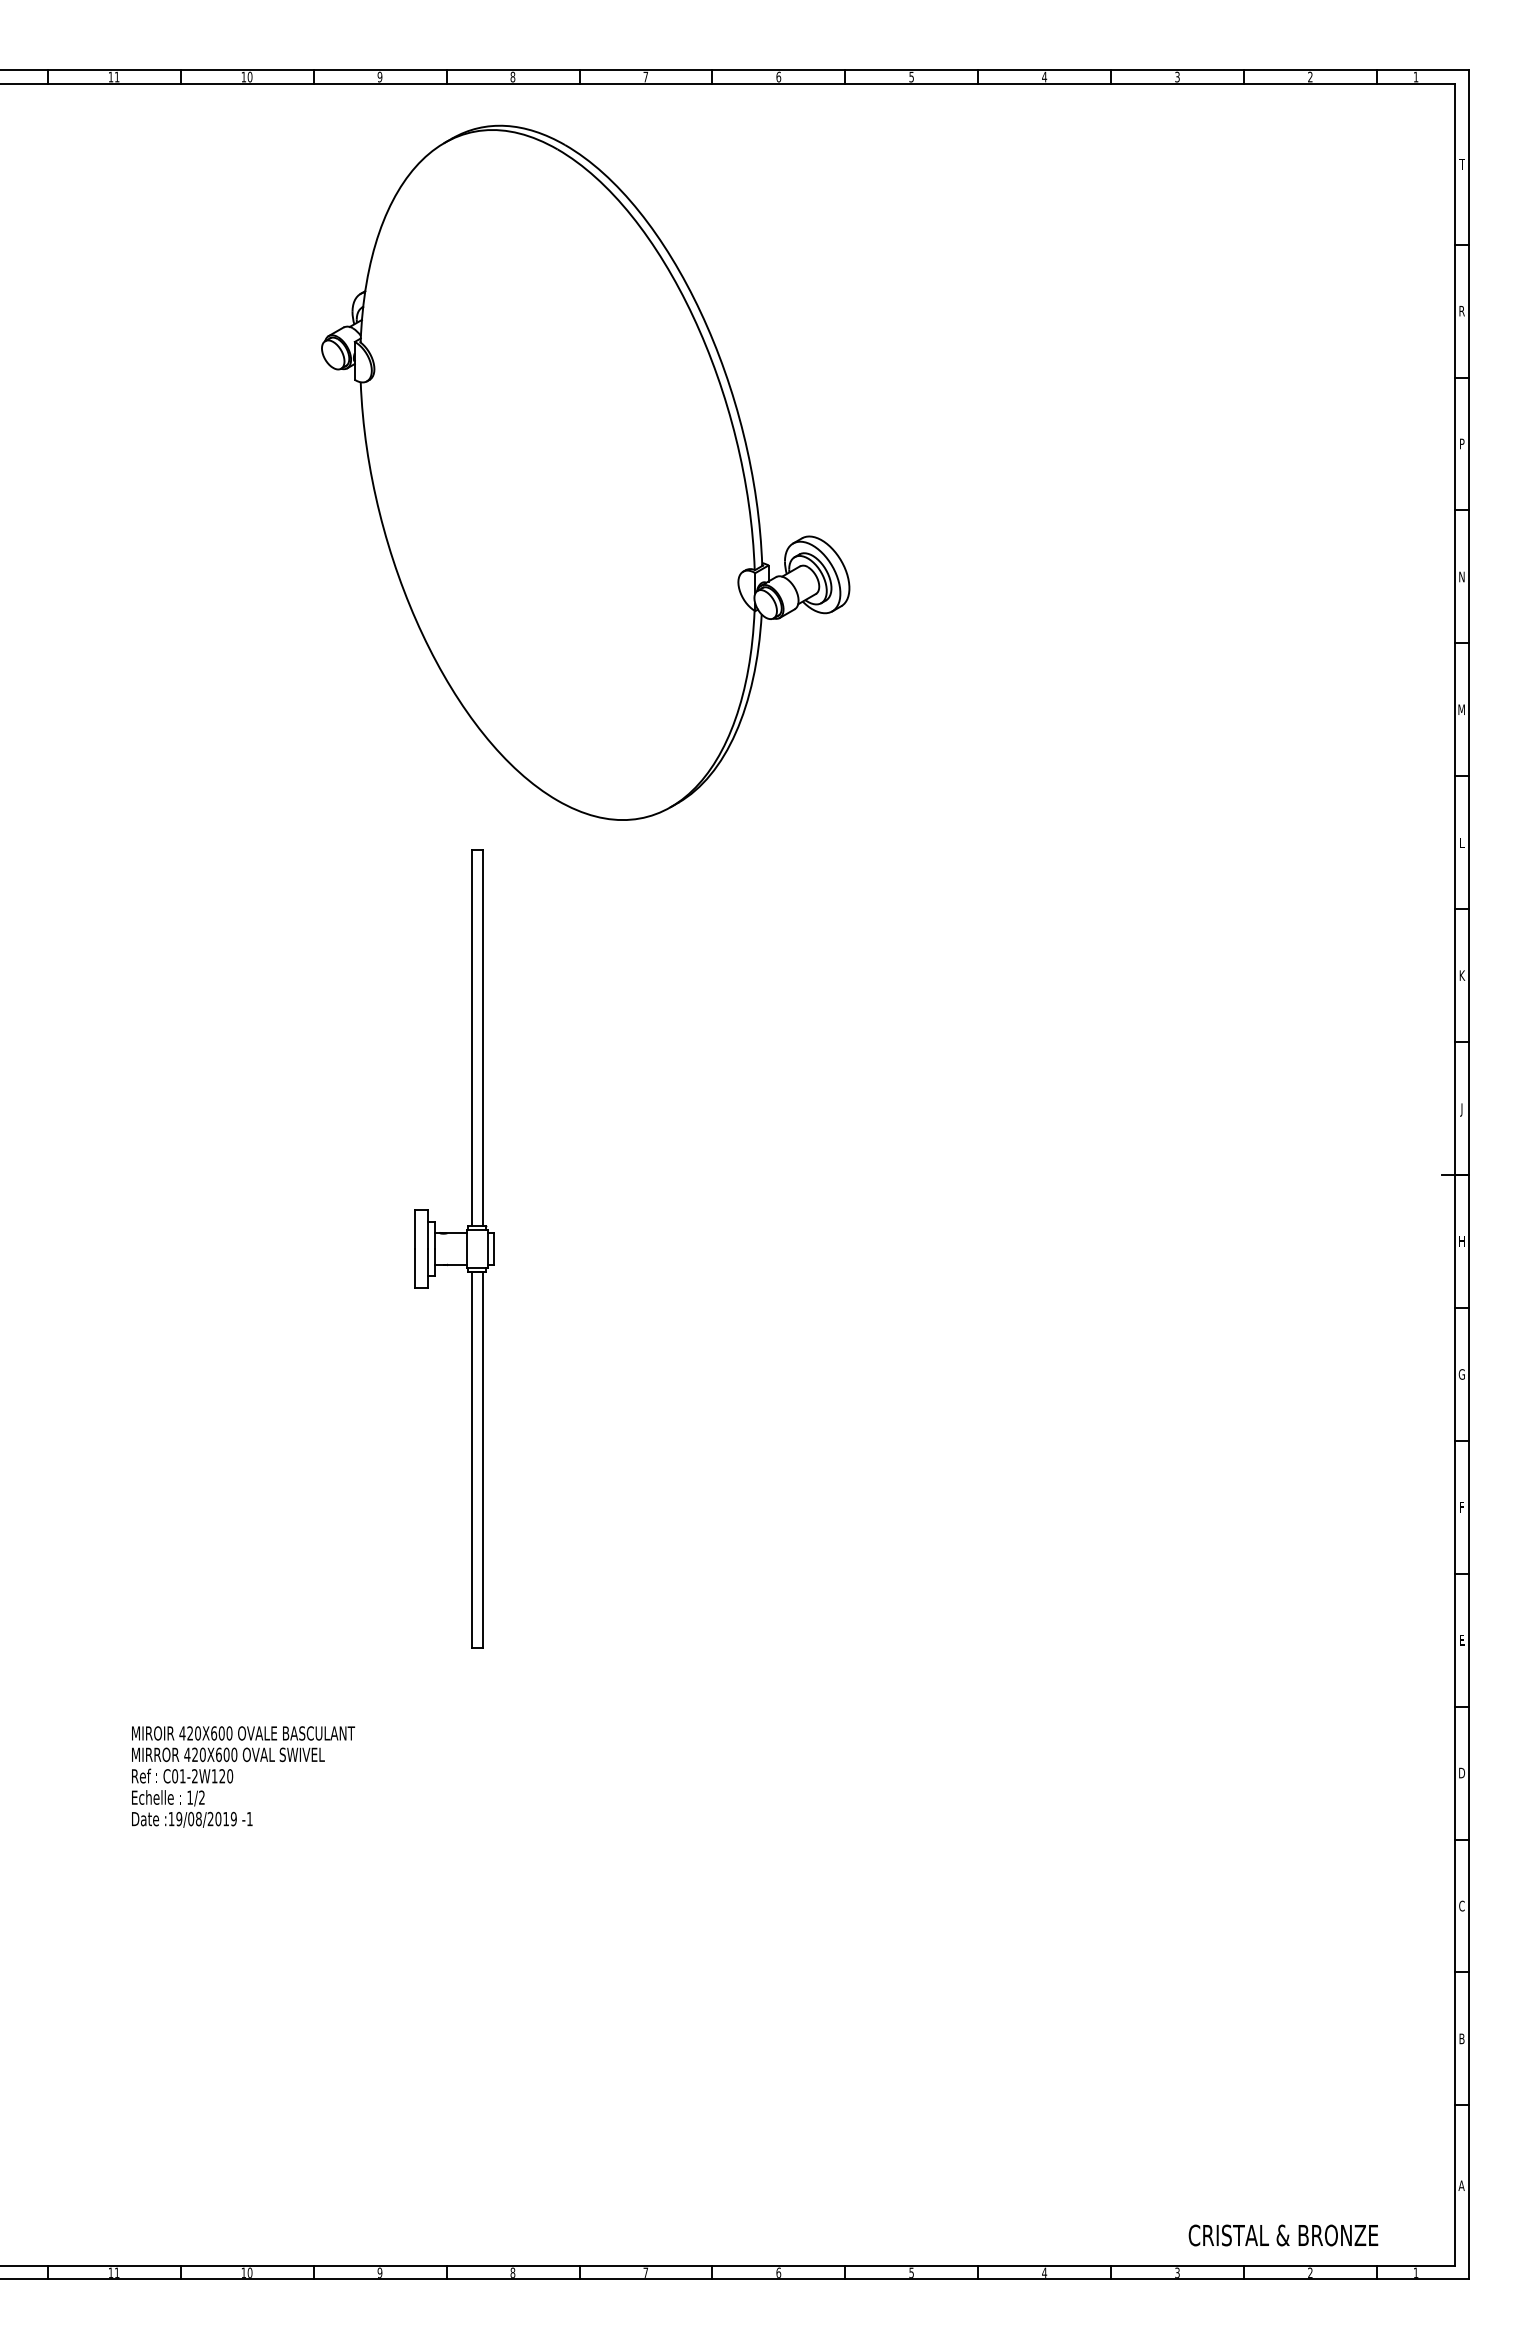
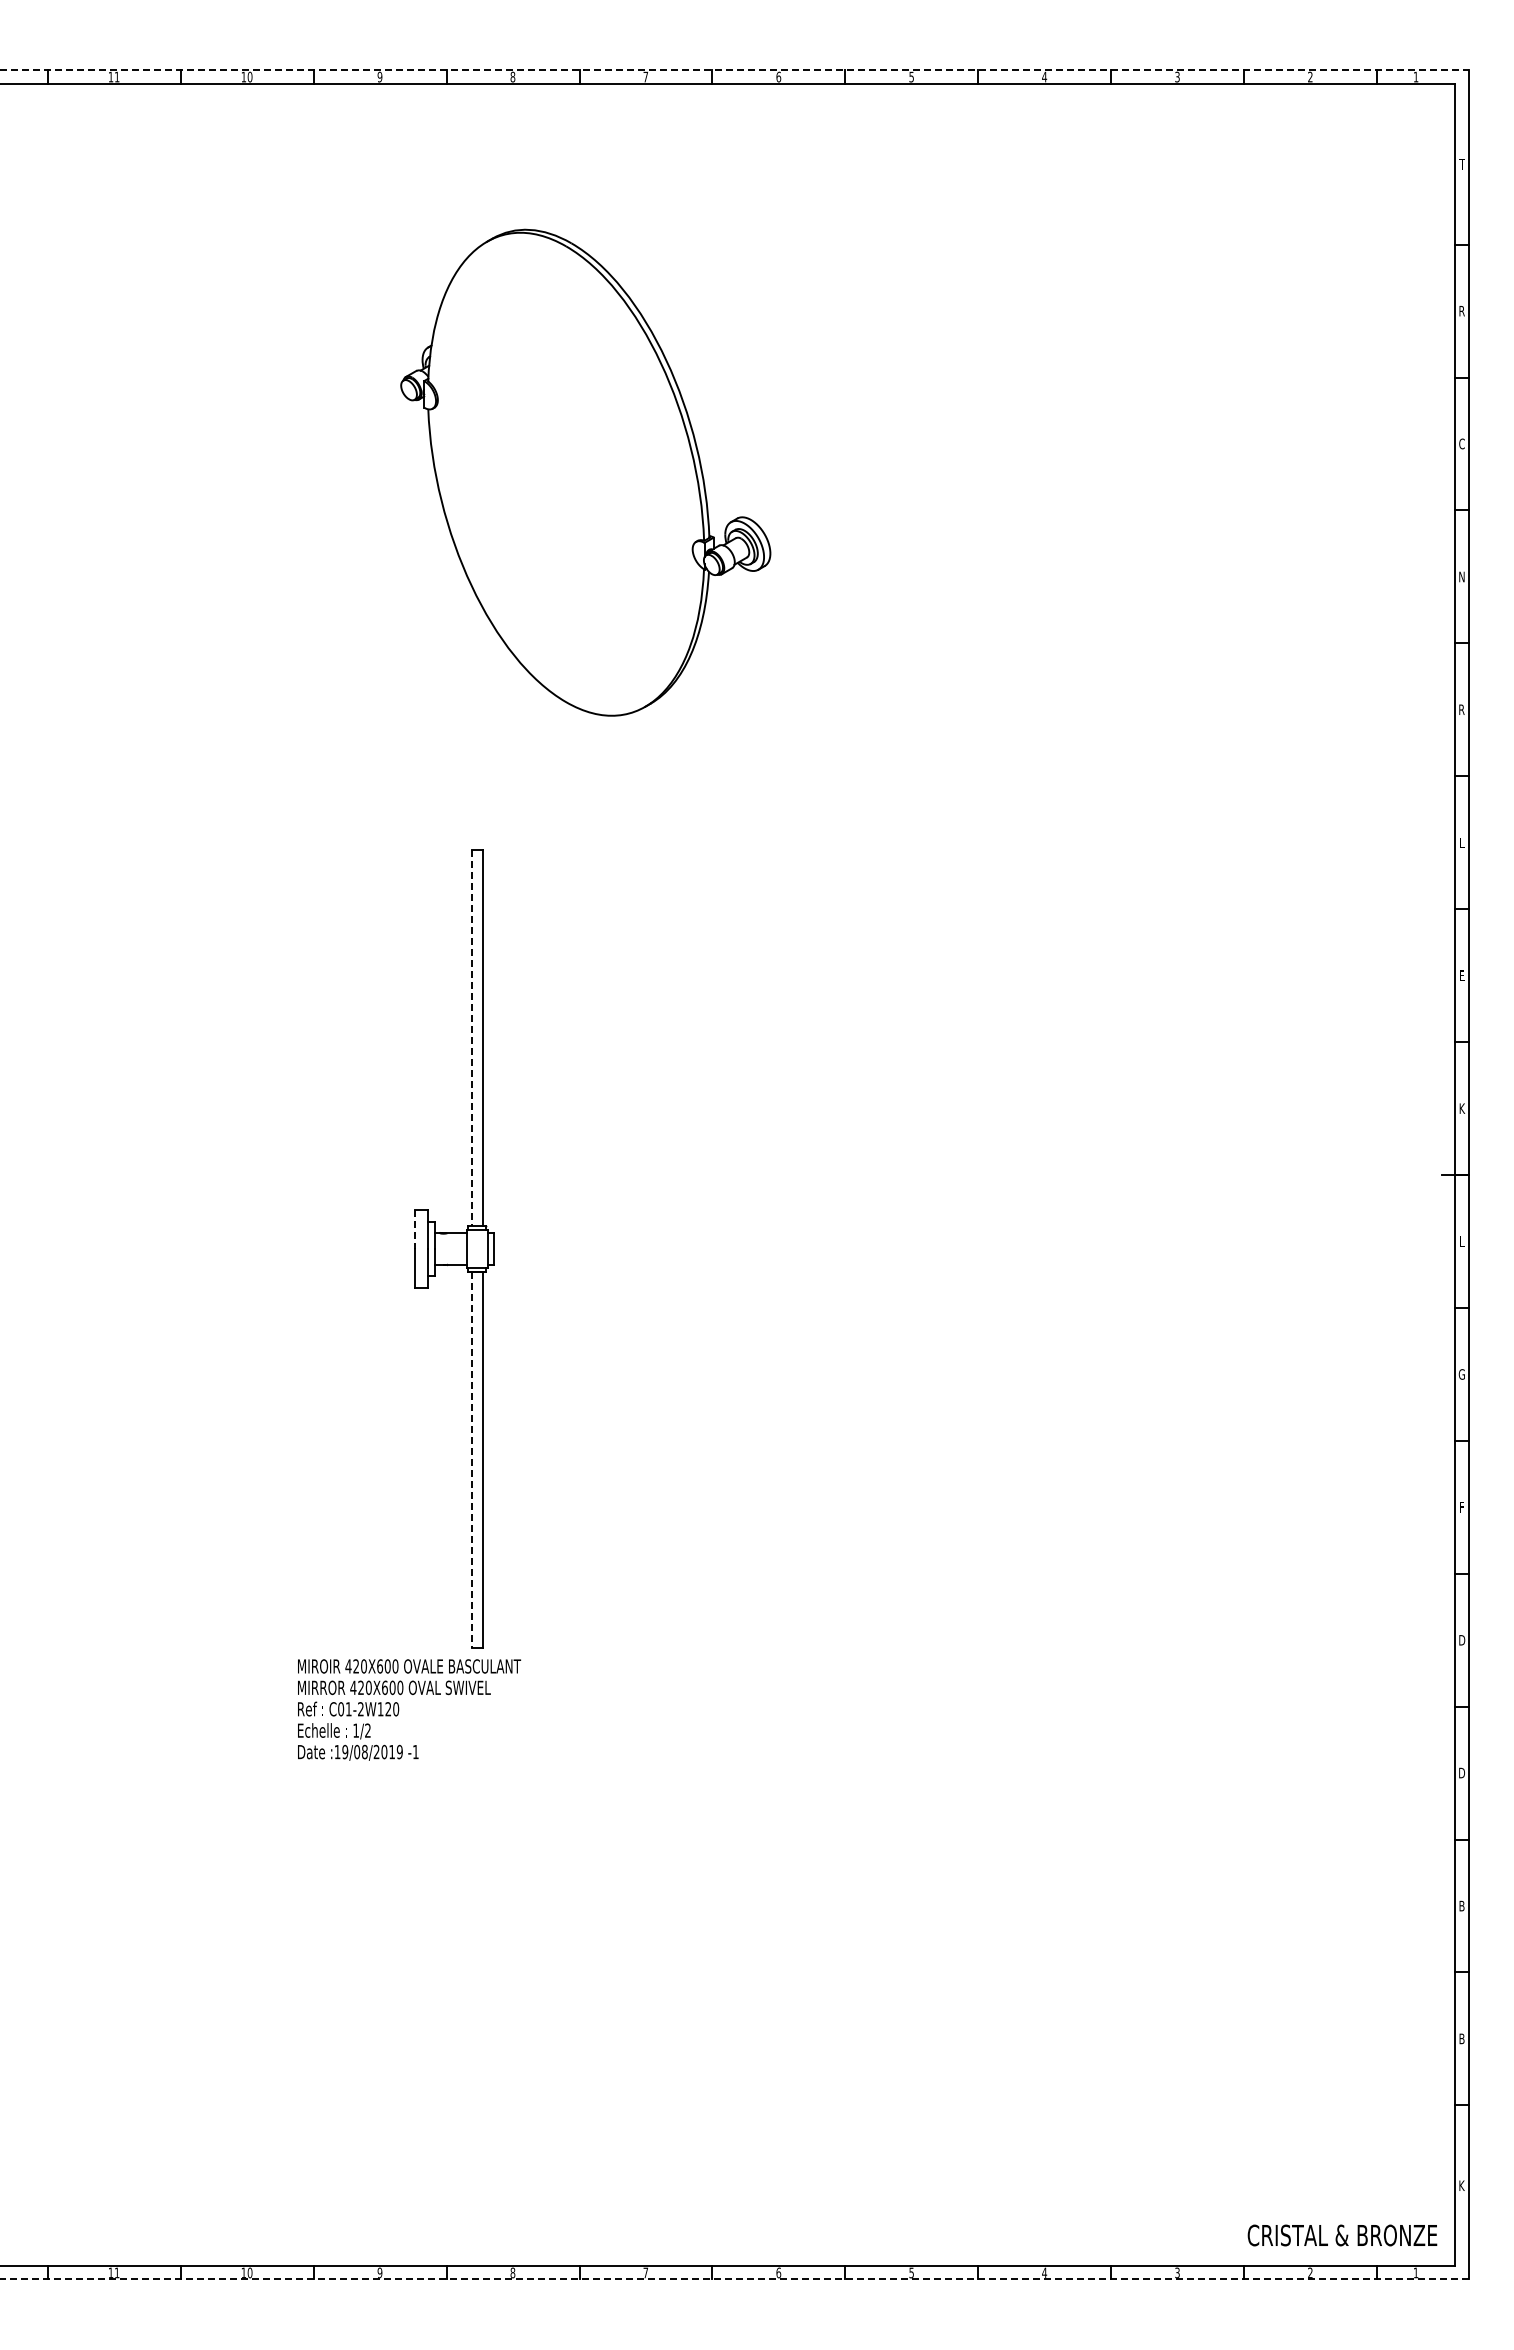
line: solid -> dashed (734, 70)
text: P -> C (1461, 443)
part size: 530x697 px -> 372x489 px (585, 472)
text: M -> R (1461, 709)
text: K -> E (1462, 975)
line: solid -> dashed (472, 1038)
text: J -> K (1462, 1109)
line: solid -> dashed (415, 1229)
text: H -> L (1461, 1241)
line: solid -> dashed (472, 1460)
text: E -> D (1462, 1640)
text position: (243, 1776) -> (409, 1709) (409, 1709)
text: C -> B (1461, 1905)
text: A -> K (1461, 2185)
text position: (1283, 2235) -> (1342, 2235) (1342, 2235)
line: solid -> dashed (734, 2279)
